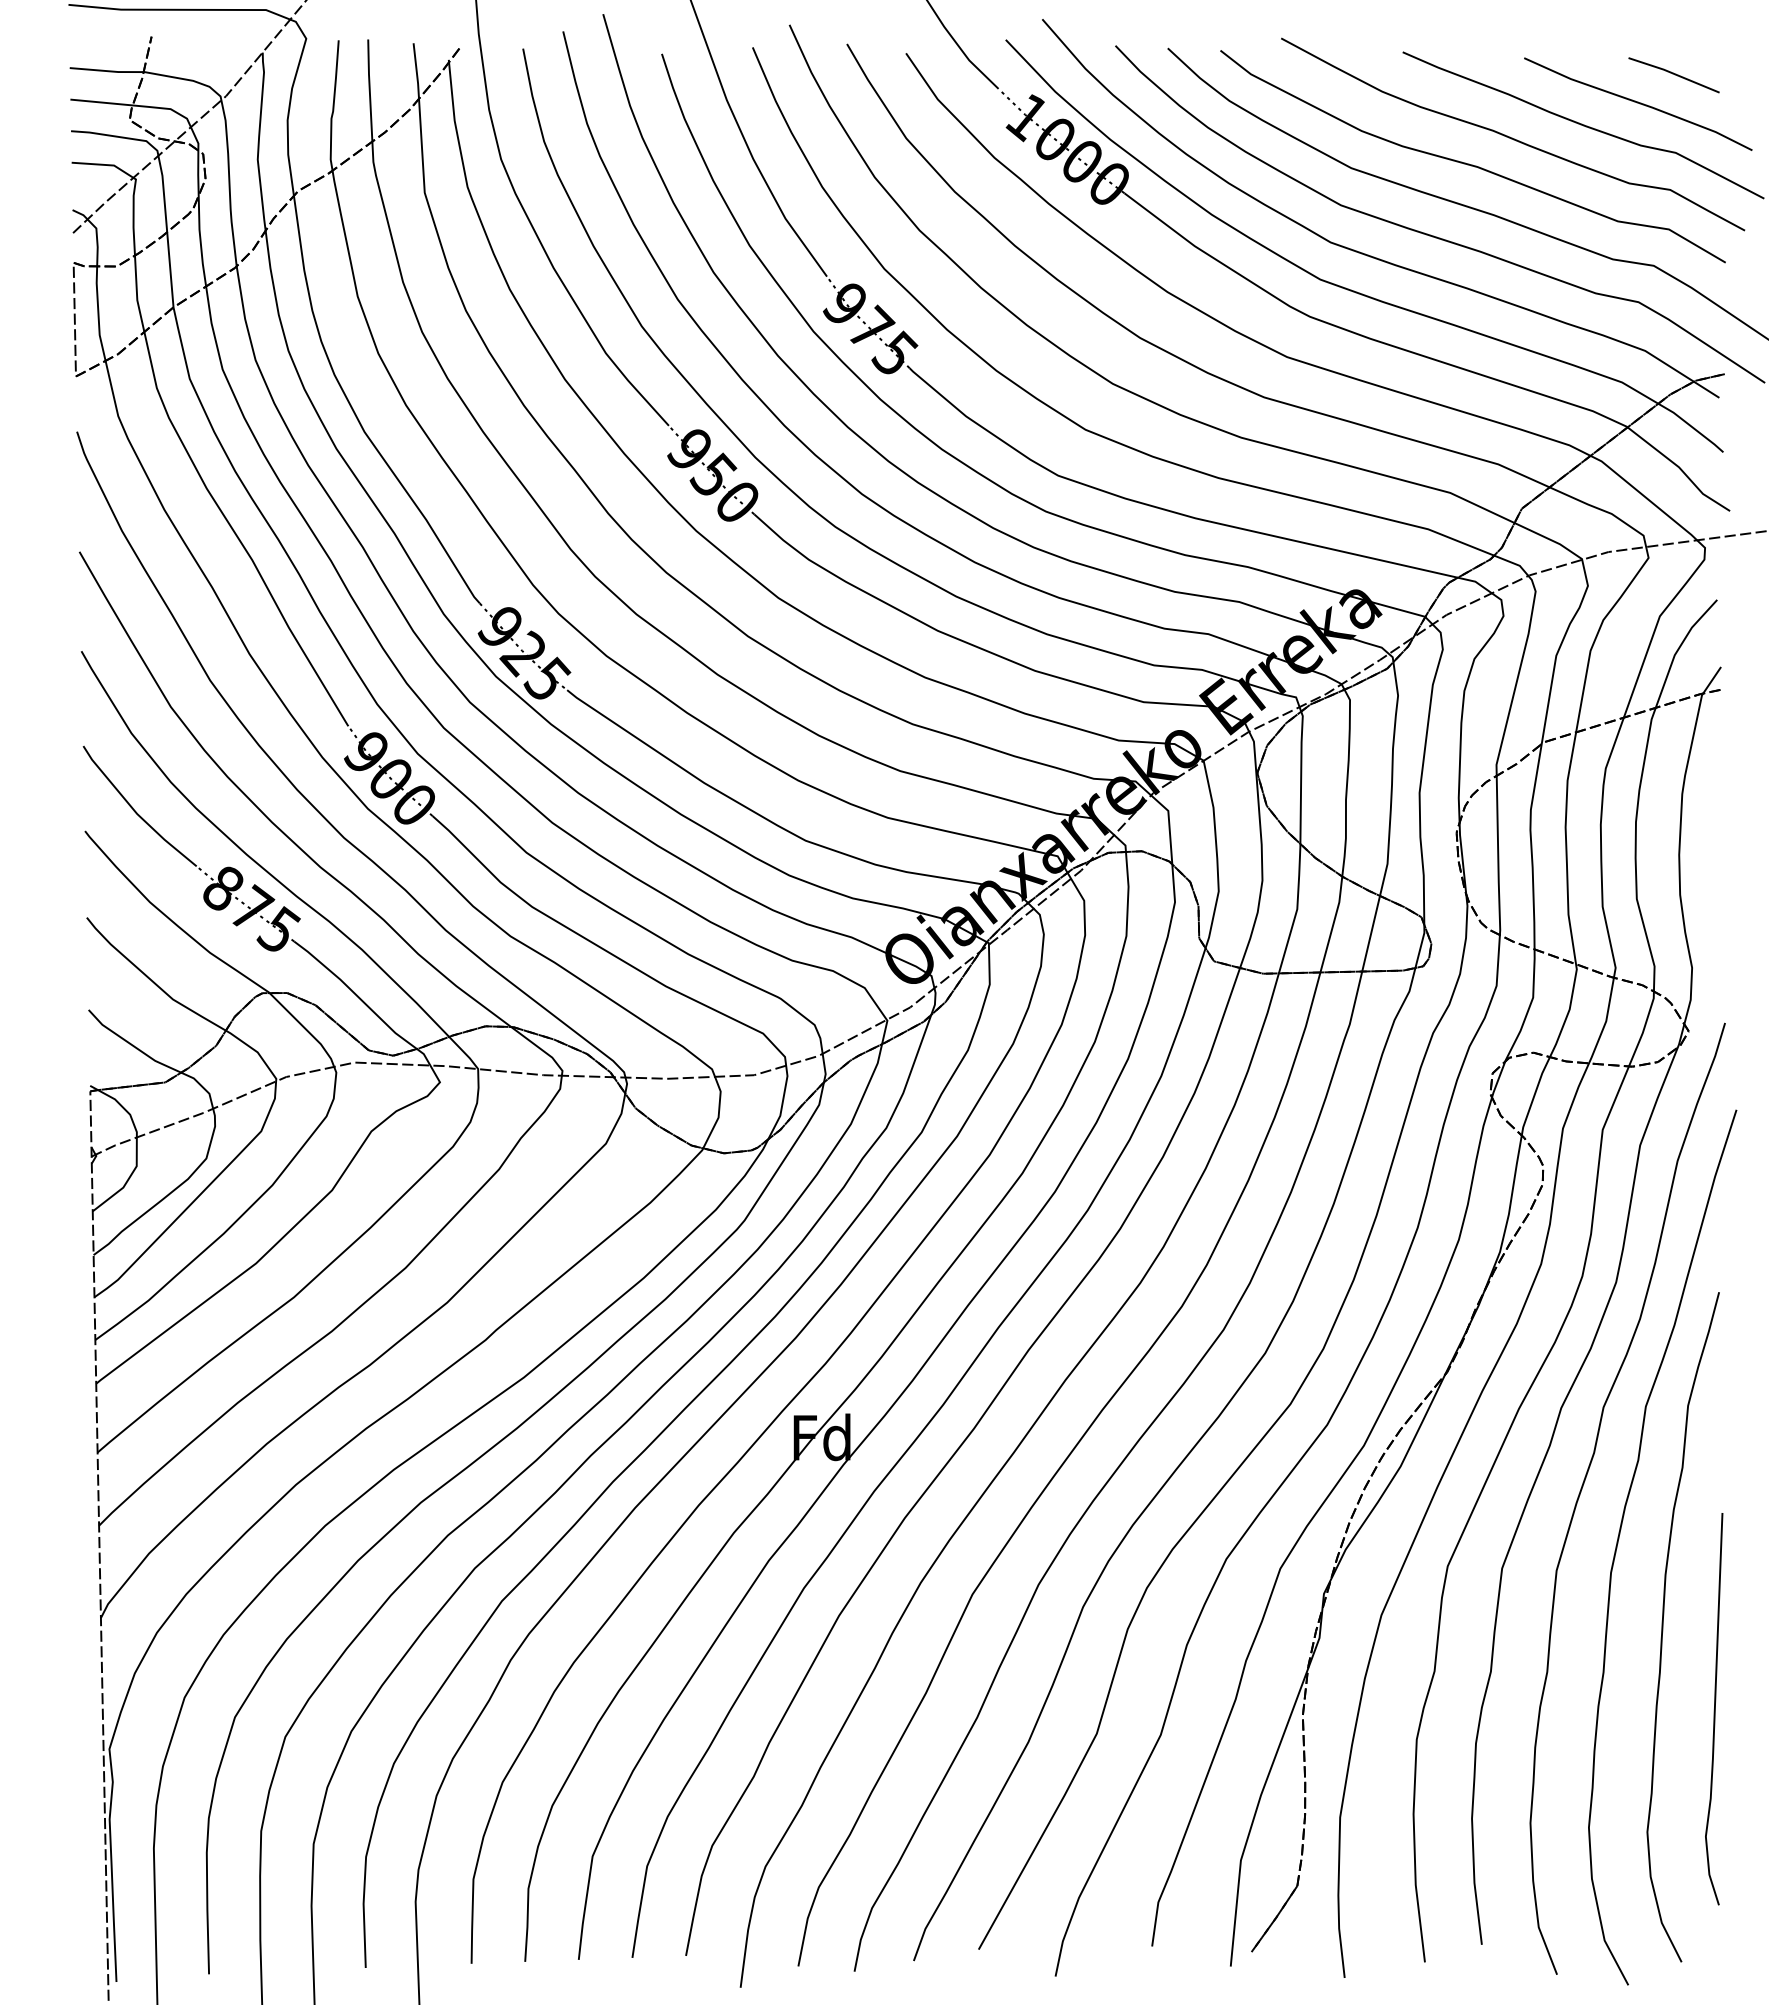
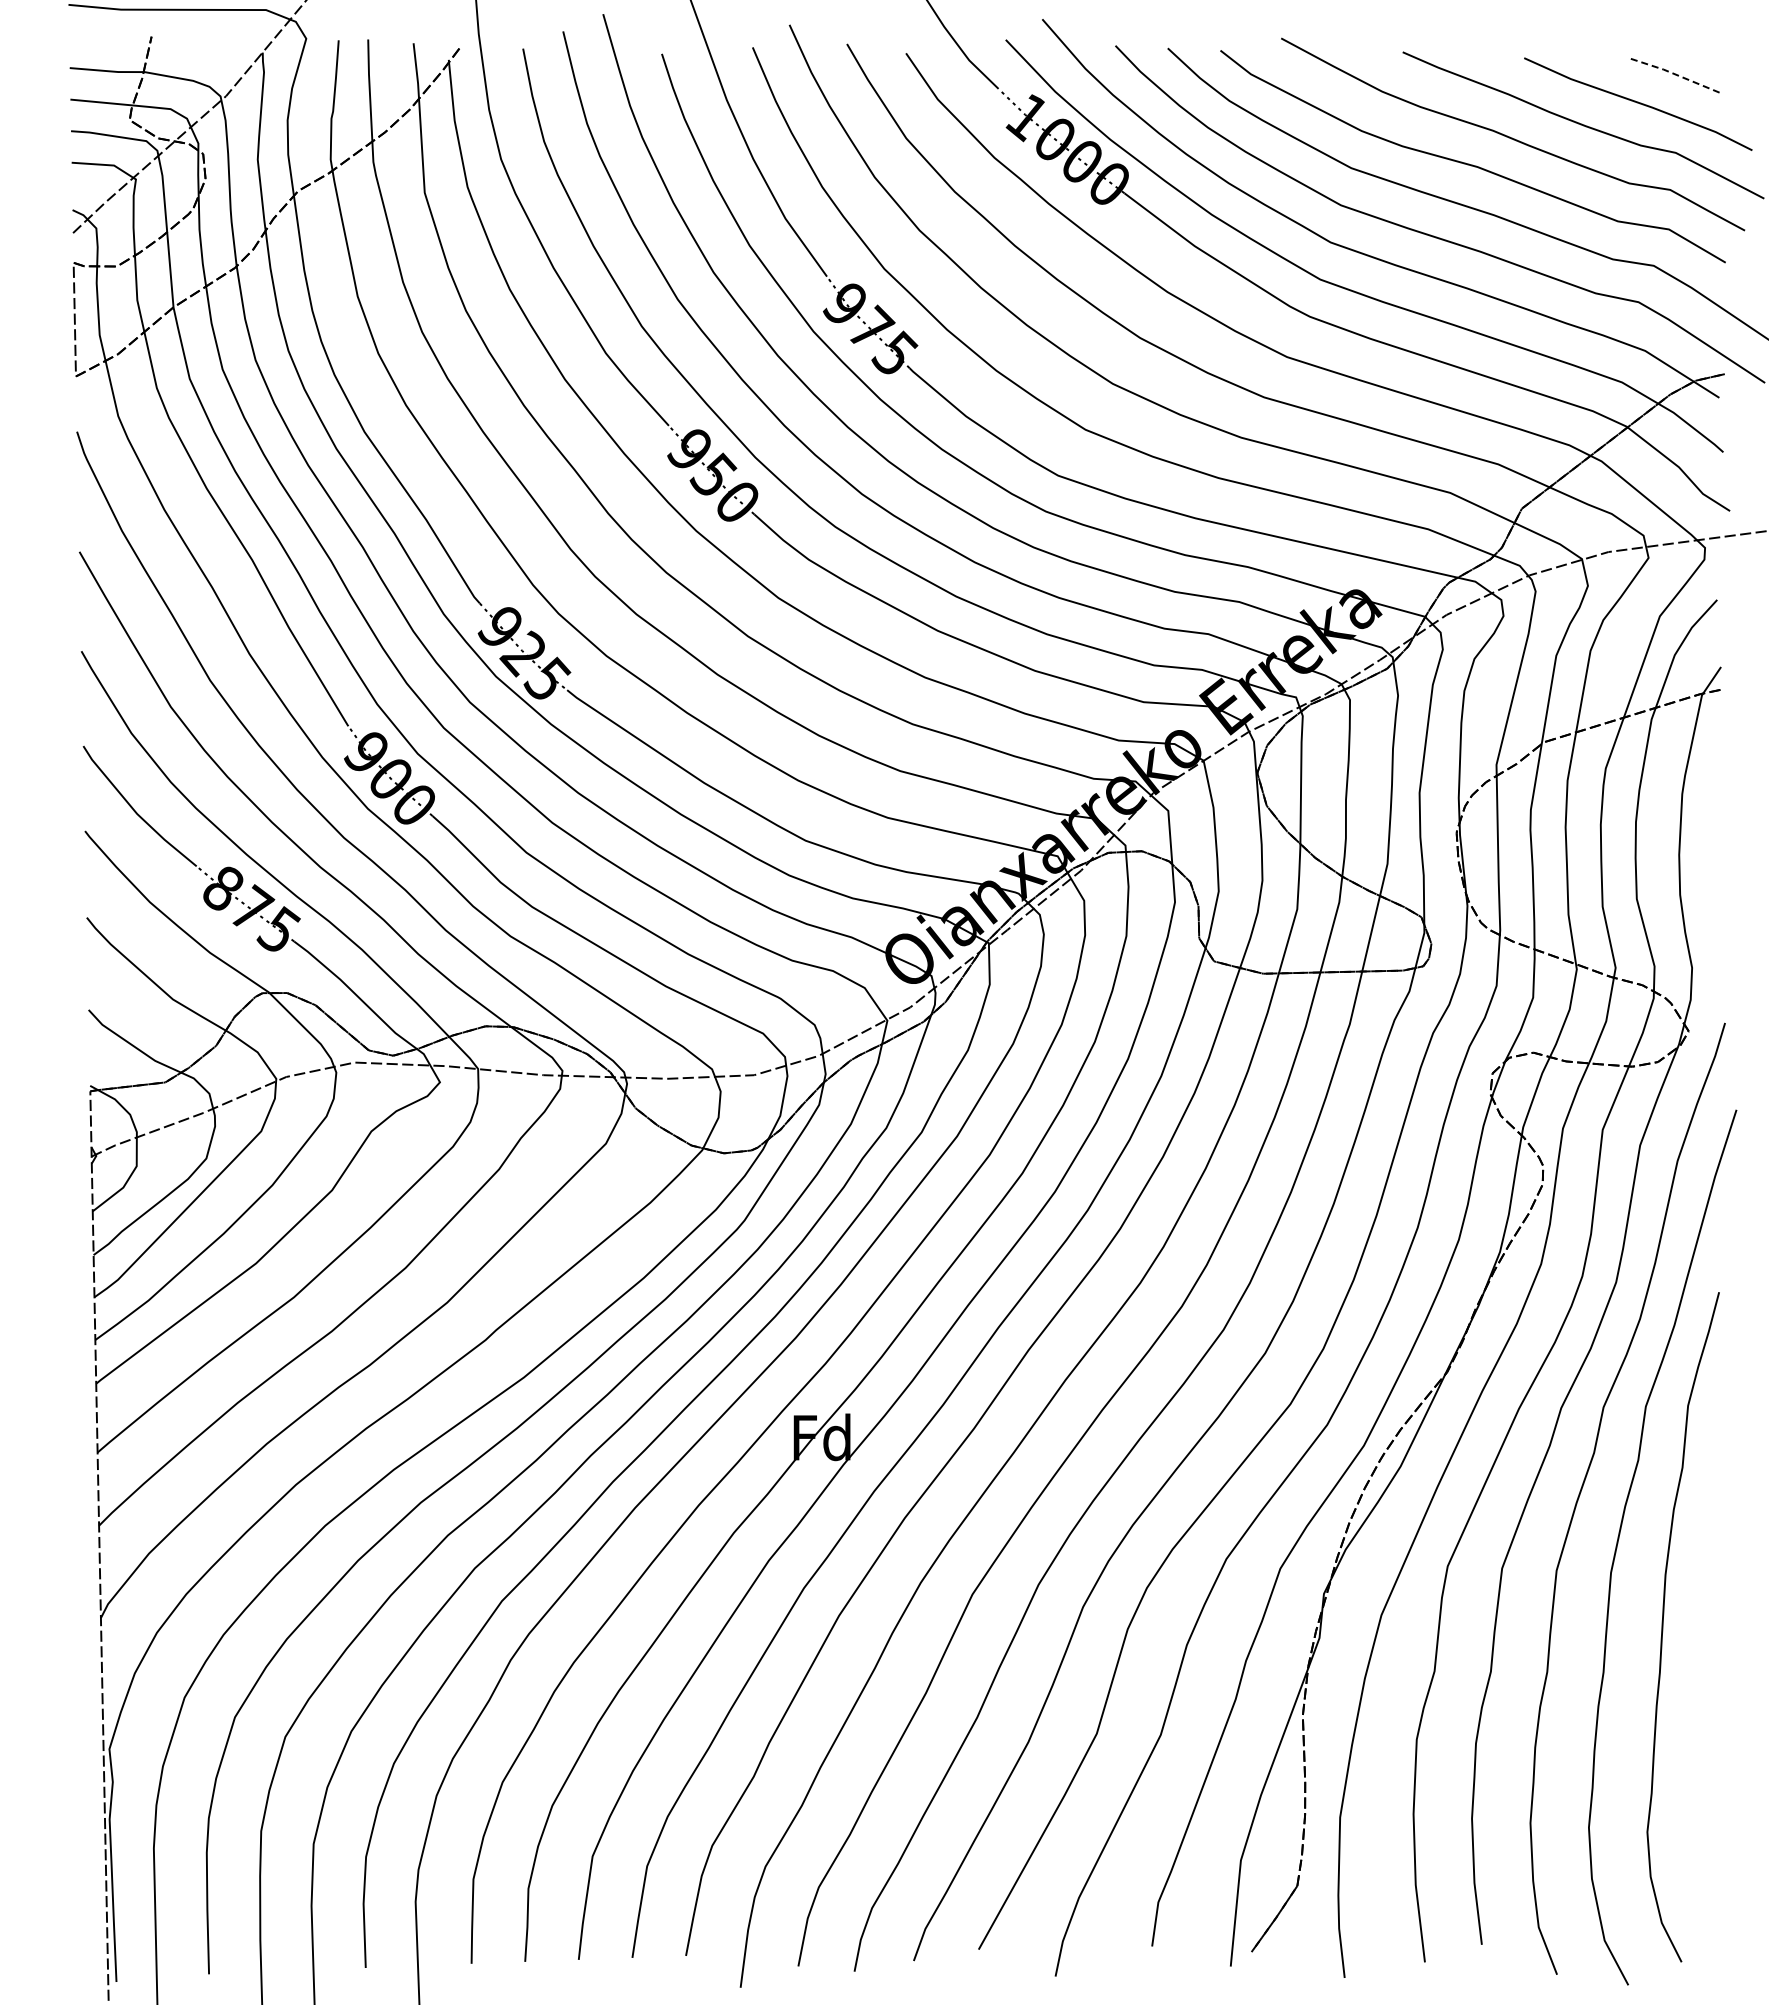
line: solid -> dashed (1673, 73)
curve: present -> none (1714, 1709)
